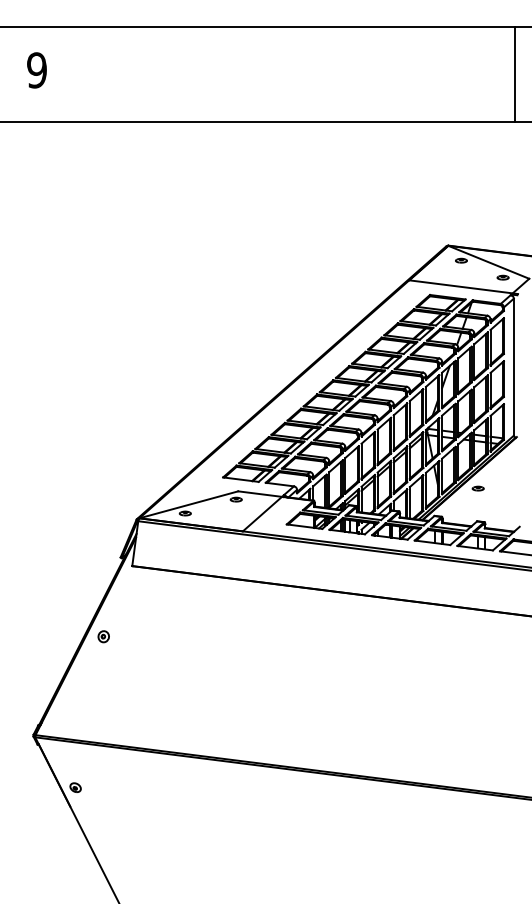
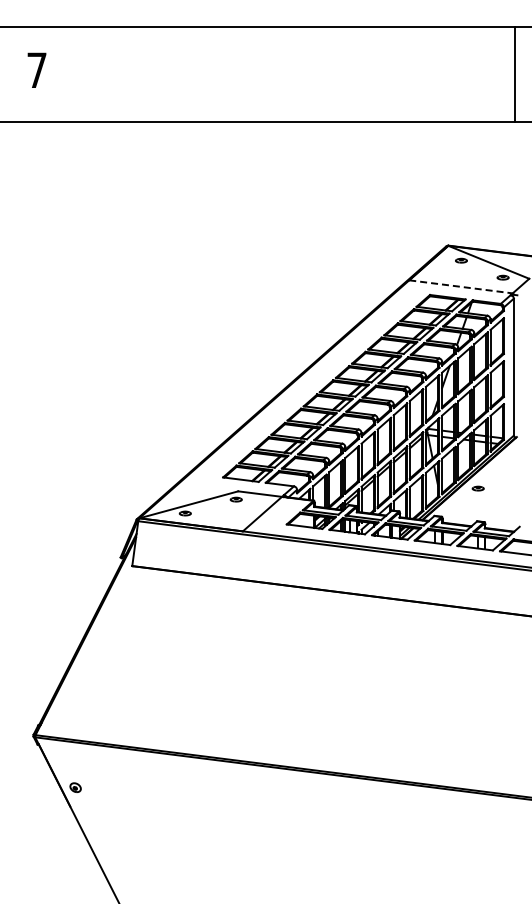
text: 9 -> 7 (36, 70)
line: solid -> dashed (463, 287)
part: present -> none (103, 636)
